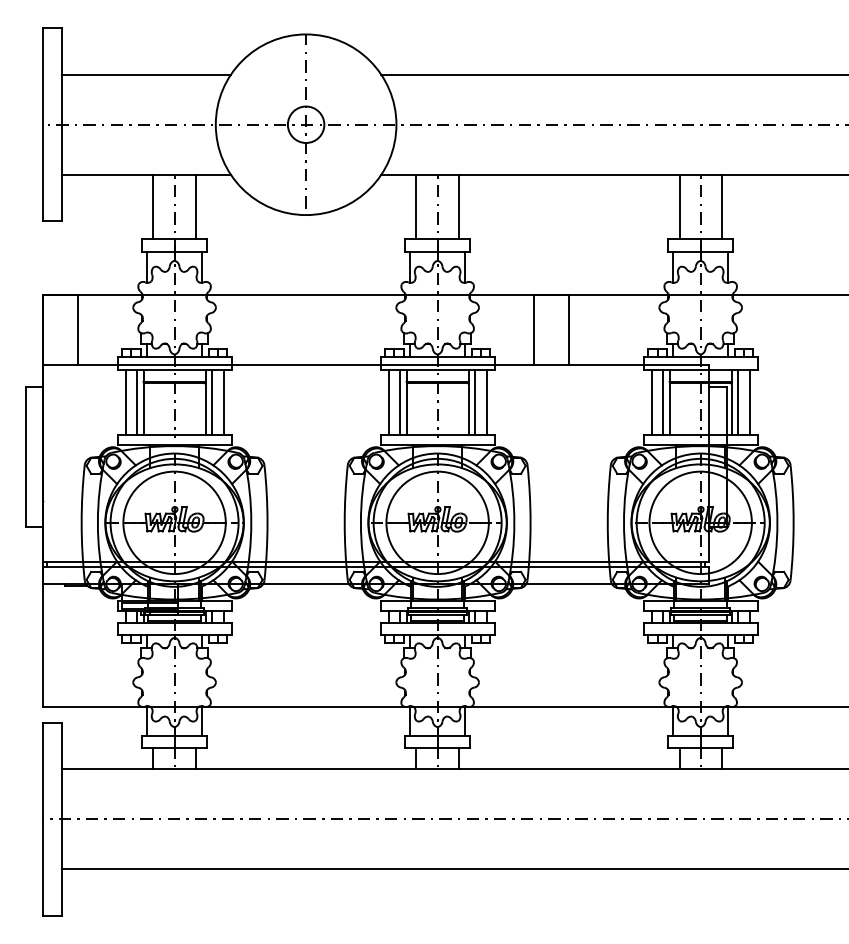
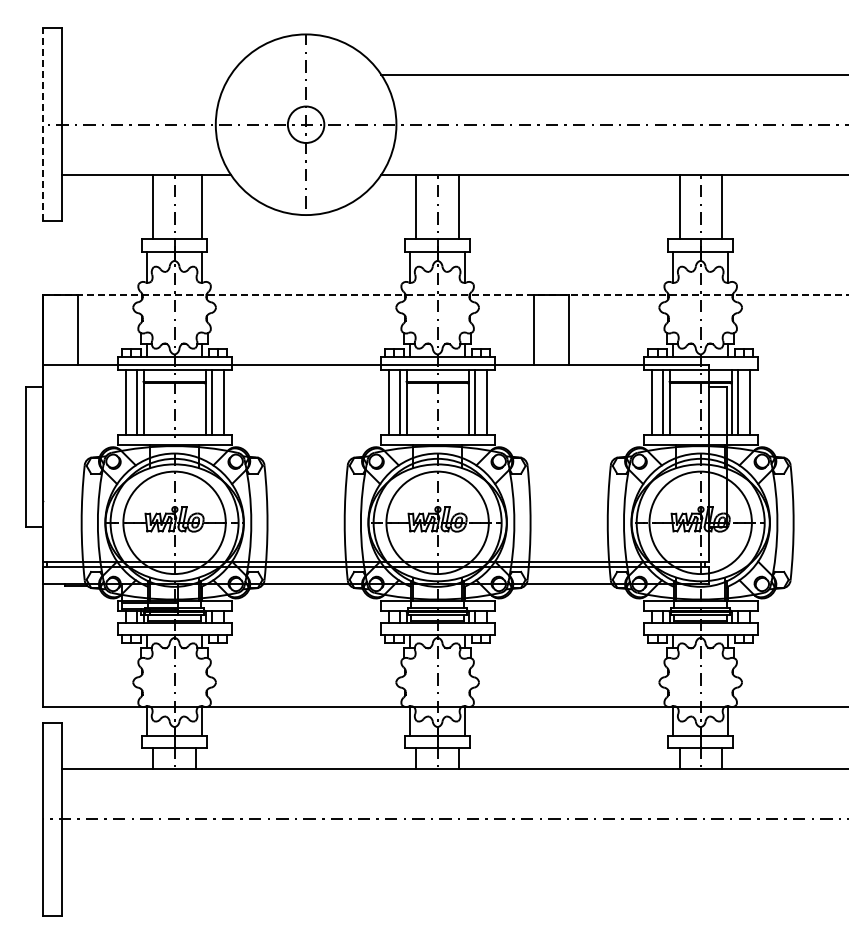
line: present -> none (146, 74)
line: solid -> dashed (43, 124)
line position: (195, 206) -> (201, 206) (201, 206)
line: solid -> dashed (445, 294)
line: present -> none (453, 869)
